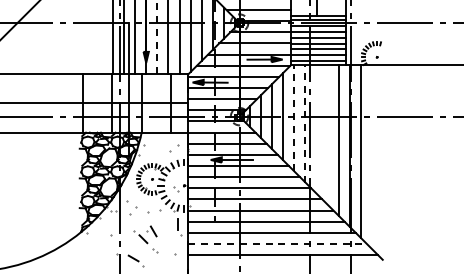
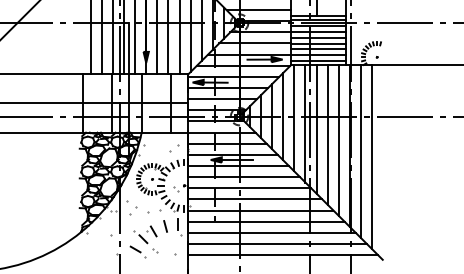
line: dashed -> solid (157, 37)
line: none -> present (90, 38)
line: none -> present (101, 38)
line: dashed -> solid (294, 118)
line: dashed -> solid (305, 124)
line: none -> present (316, 129)
line: none -> present (327, 134)
line: none -> present (372, 157)
line: none -> present (165, 226)
line: dashed -> solid (278, 243)
part position: (135, 260) -> (137, 251) (137, 251)
